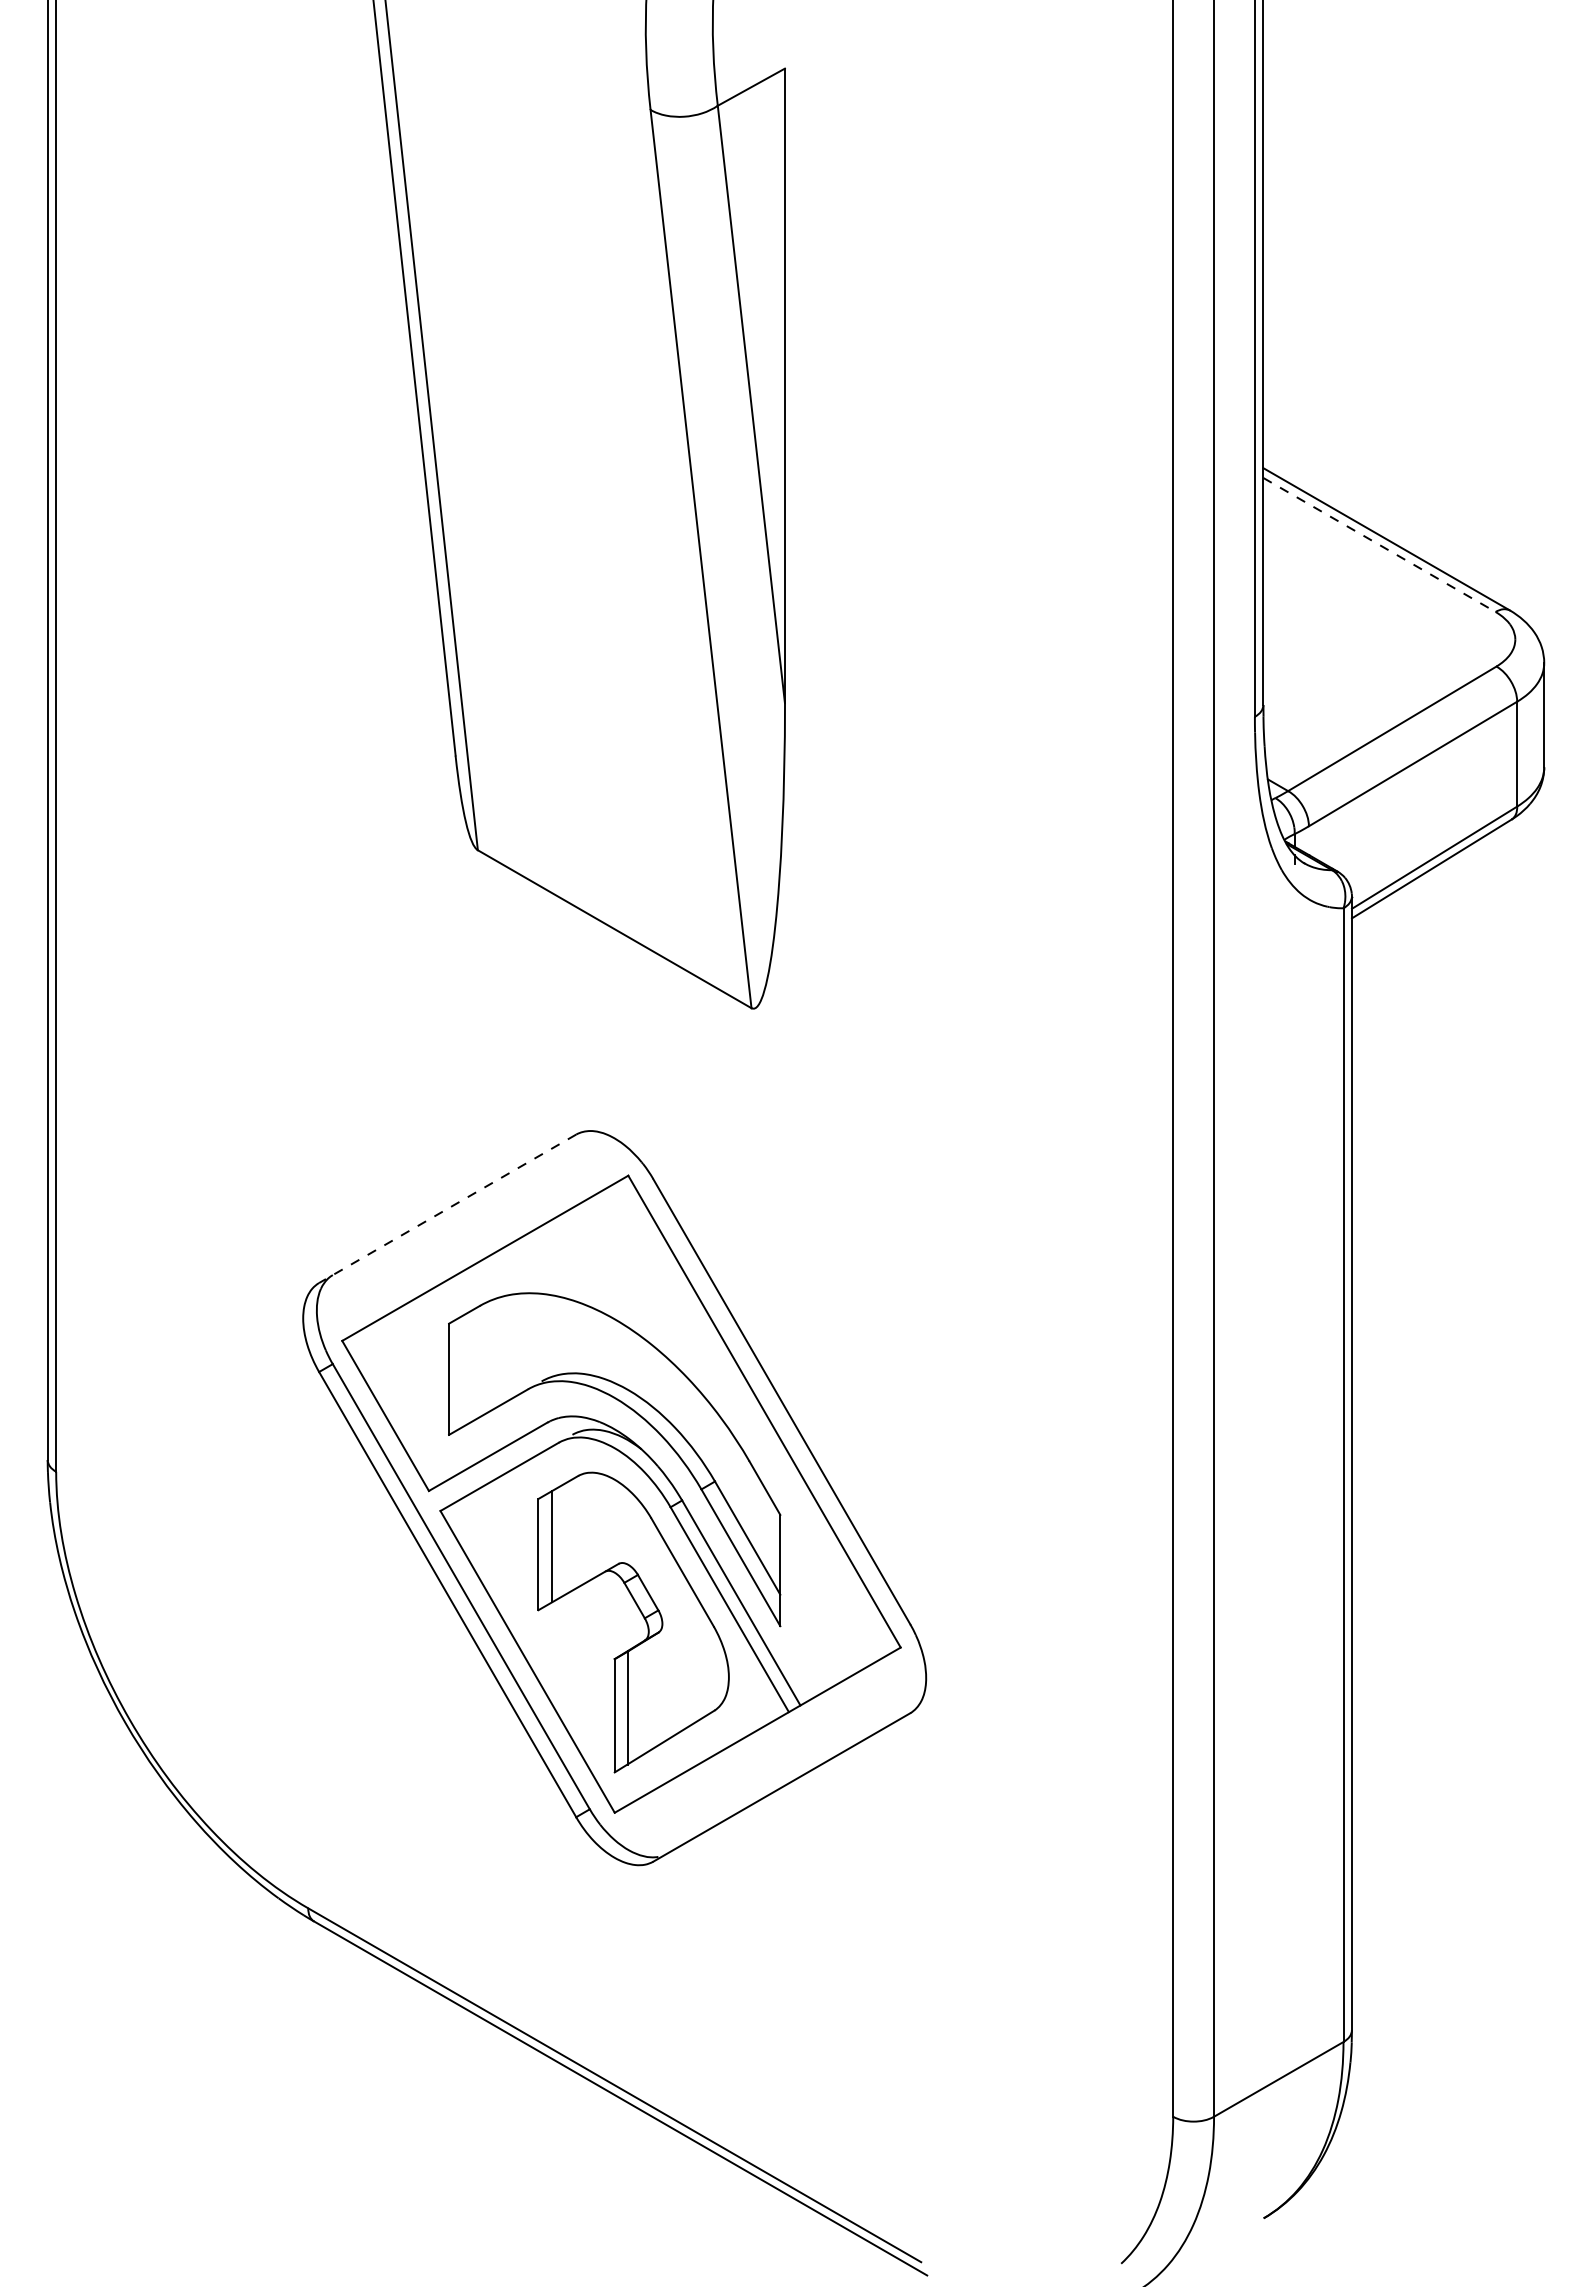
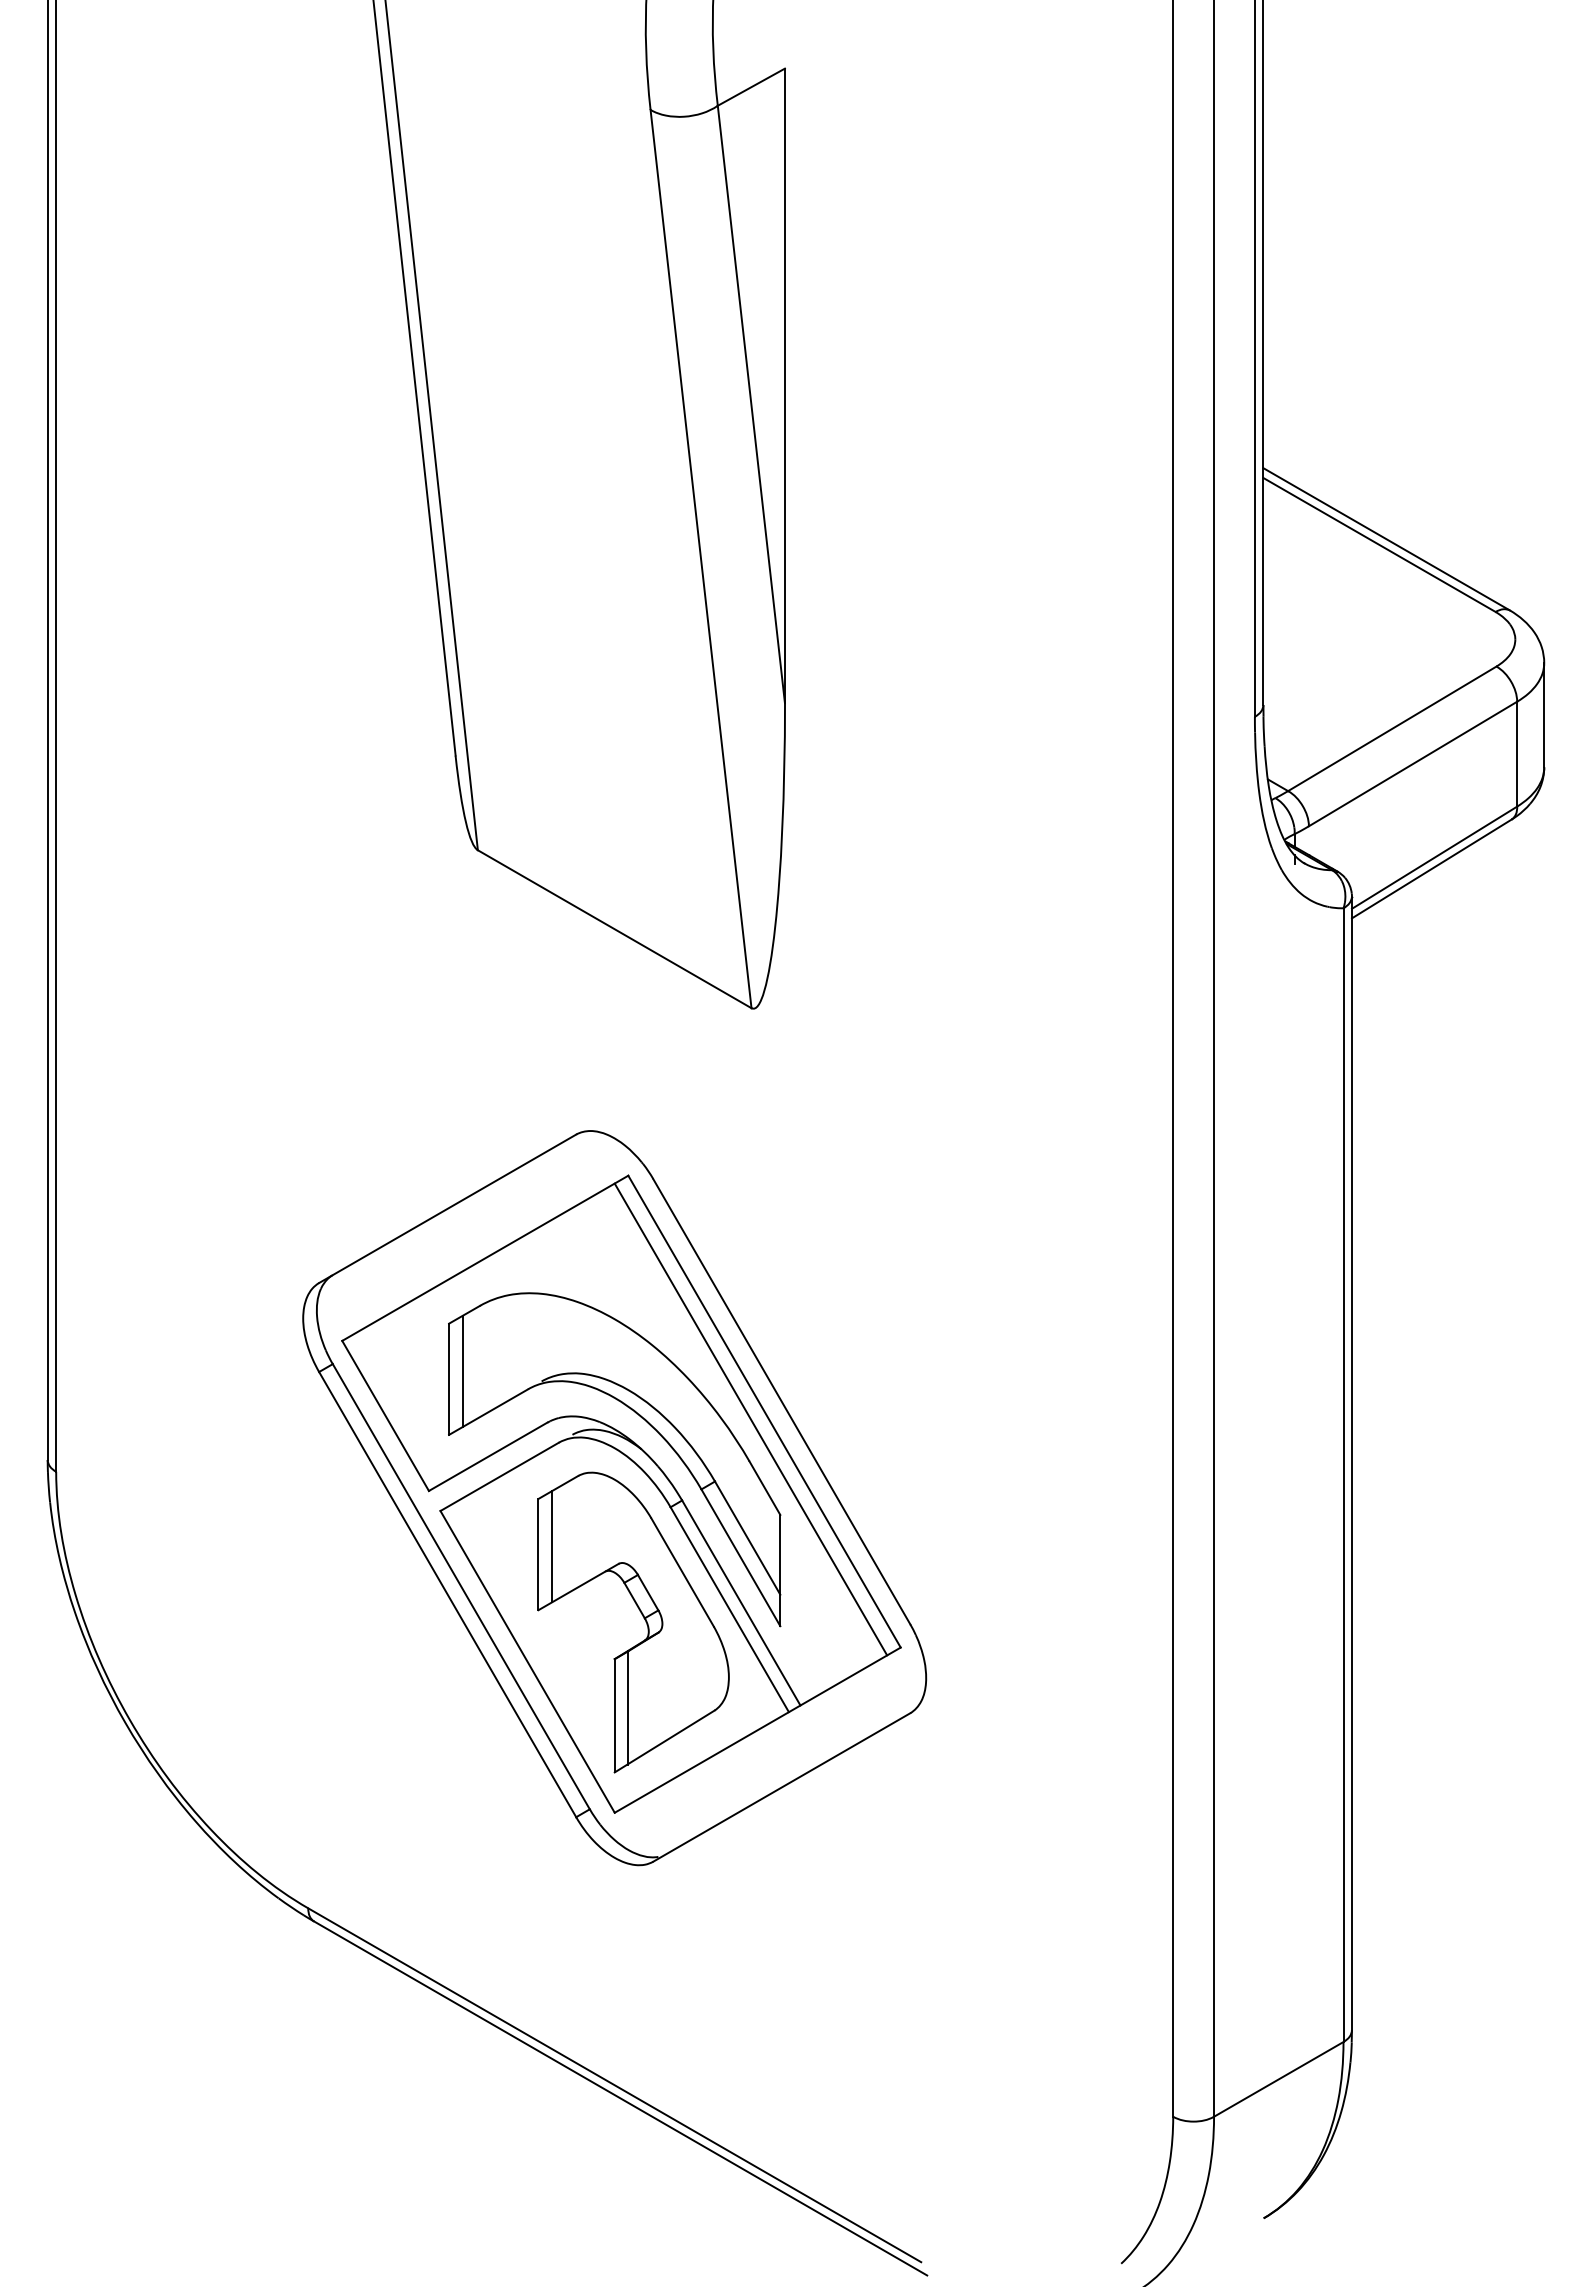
line: dashed -> solid (1379, 545)
line: dashed -> solid (447, 1209)
line: none -> present (462, 1371)
line: none -> present (750, 1419)
